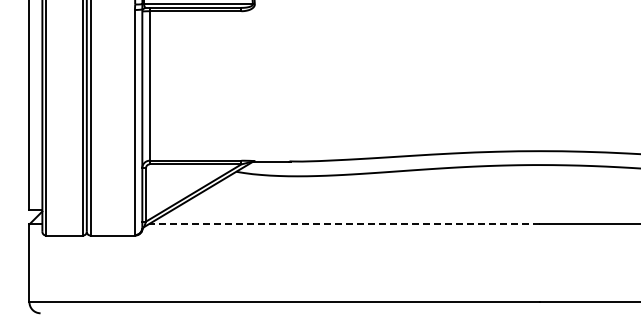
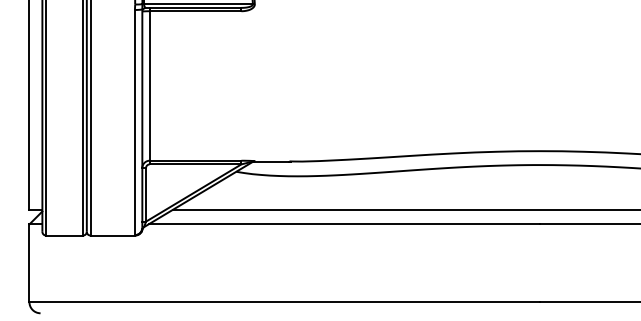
line: none -> present (405, 209)
line: dashed -> solid (344, 224)
